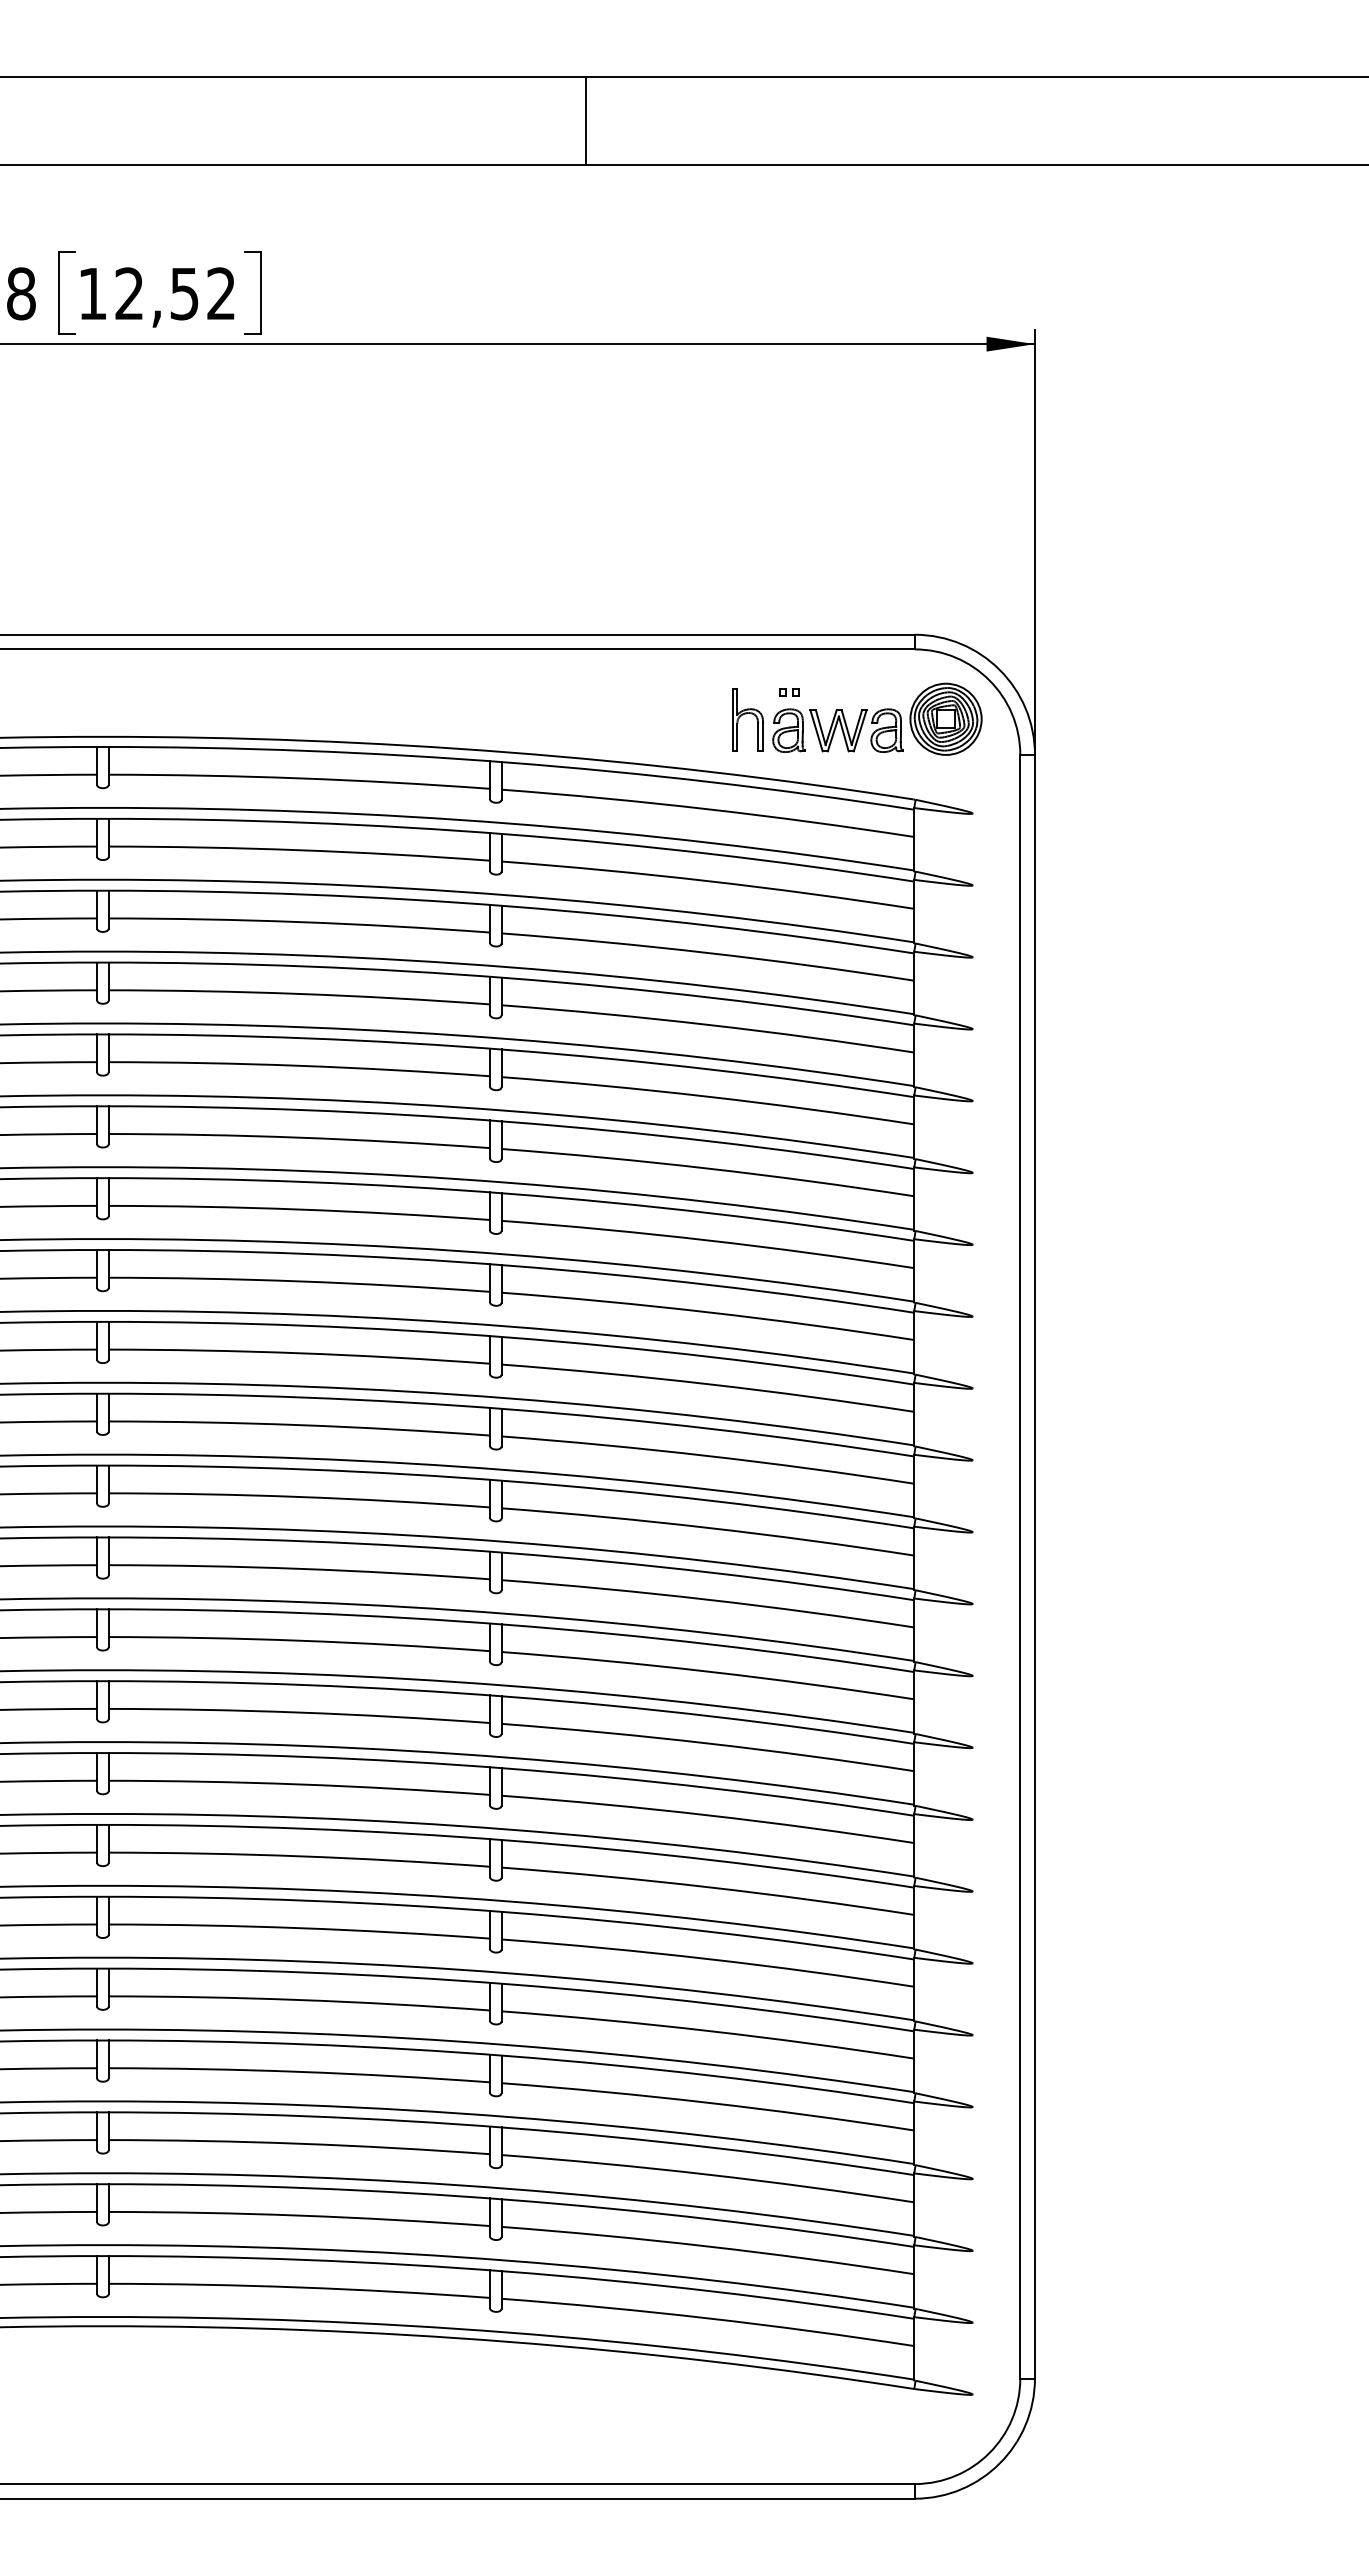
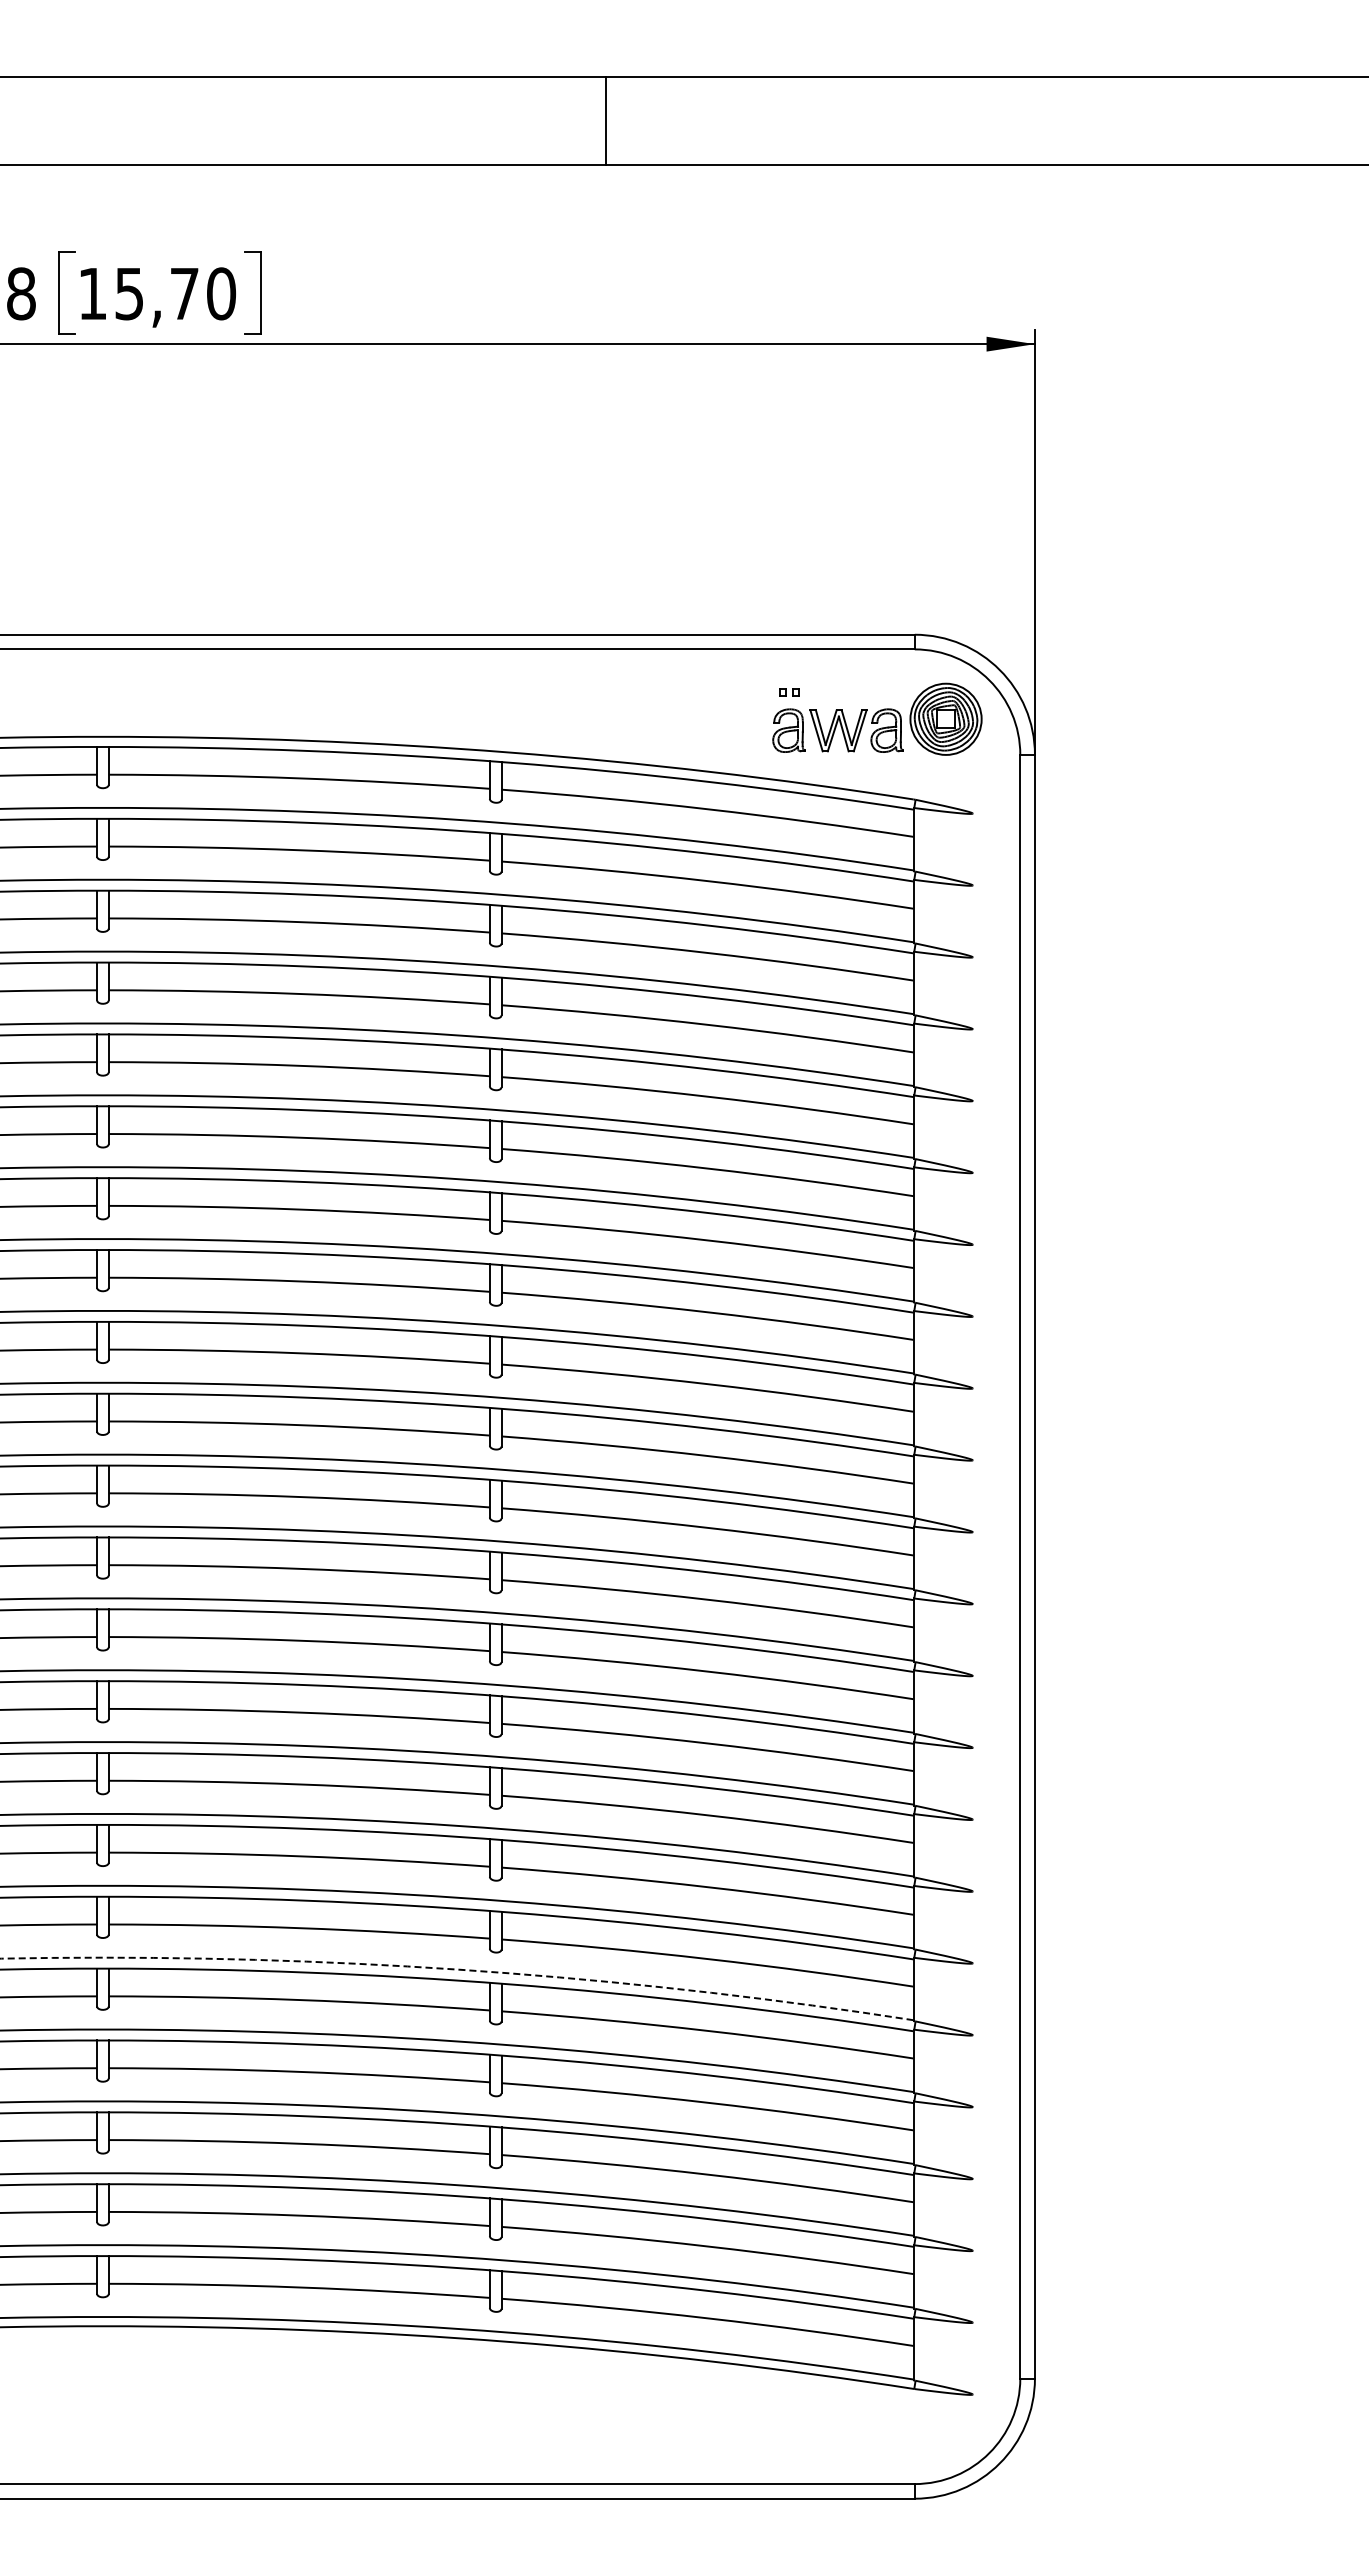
line position: (586, 121) -> (606, 121) (606, 121)
text: 12,52 -> 15,70 (175, 293)
part: present -> none (747, 719)
arc: solid -> dashed (457, 1969)
